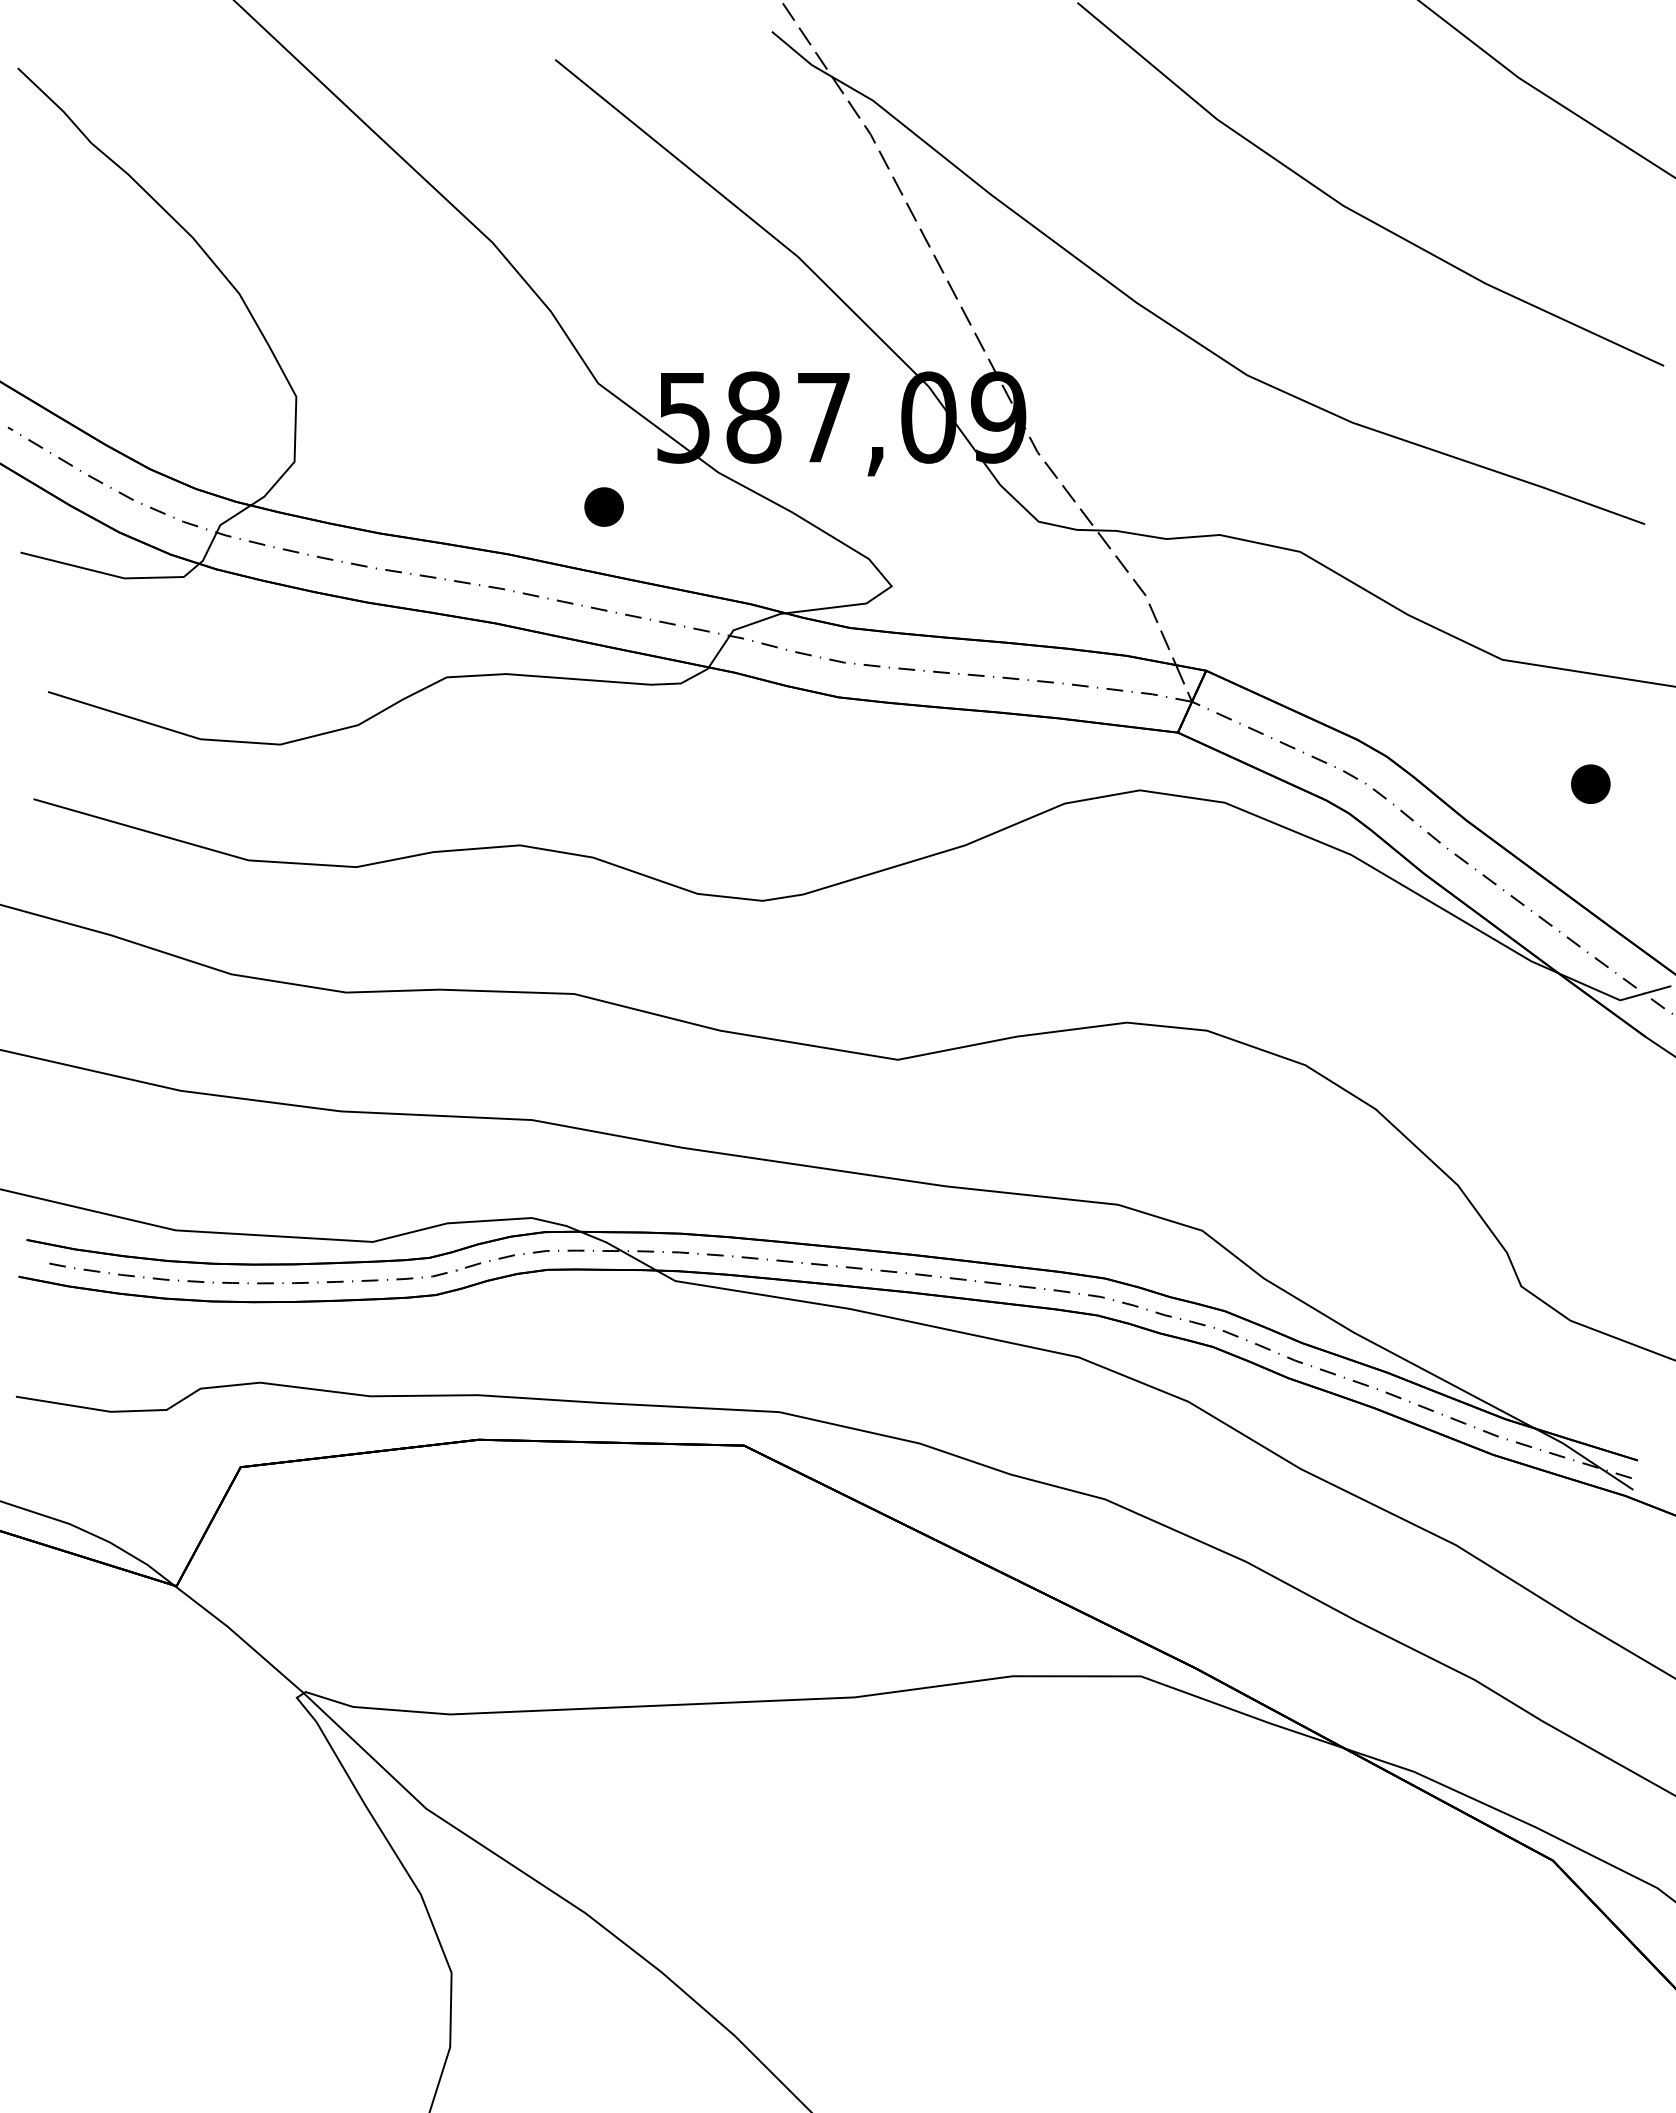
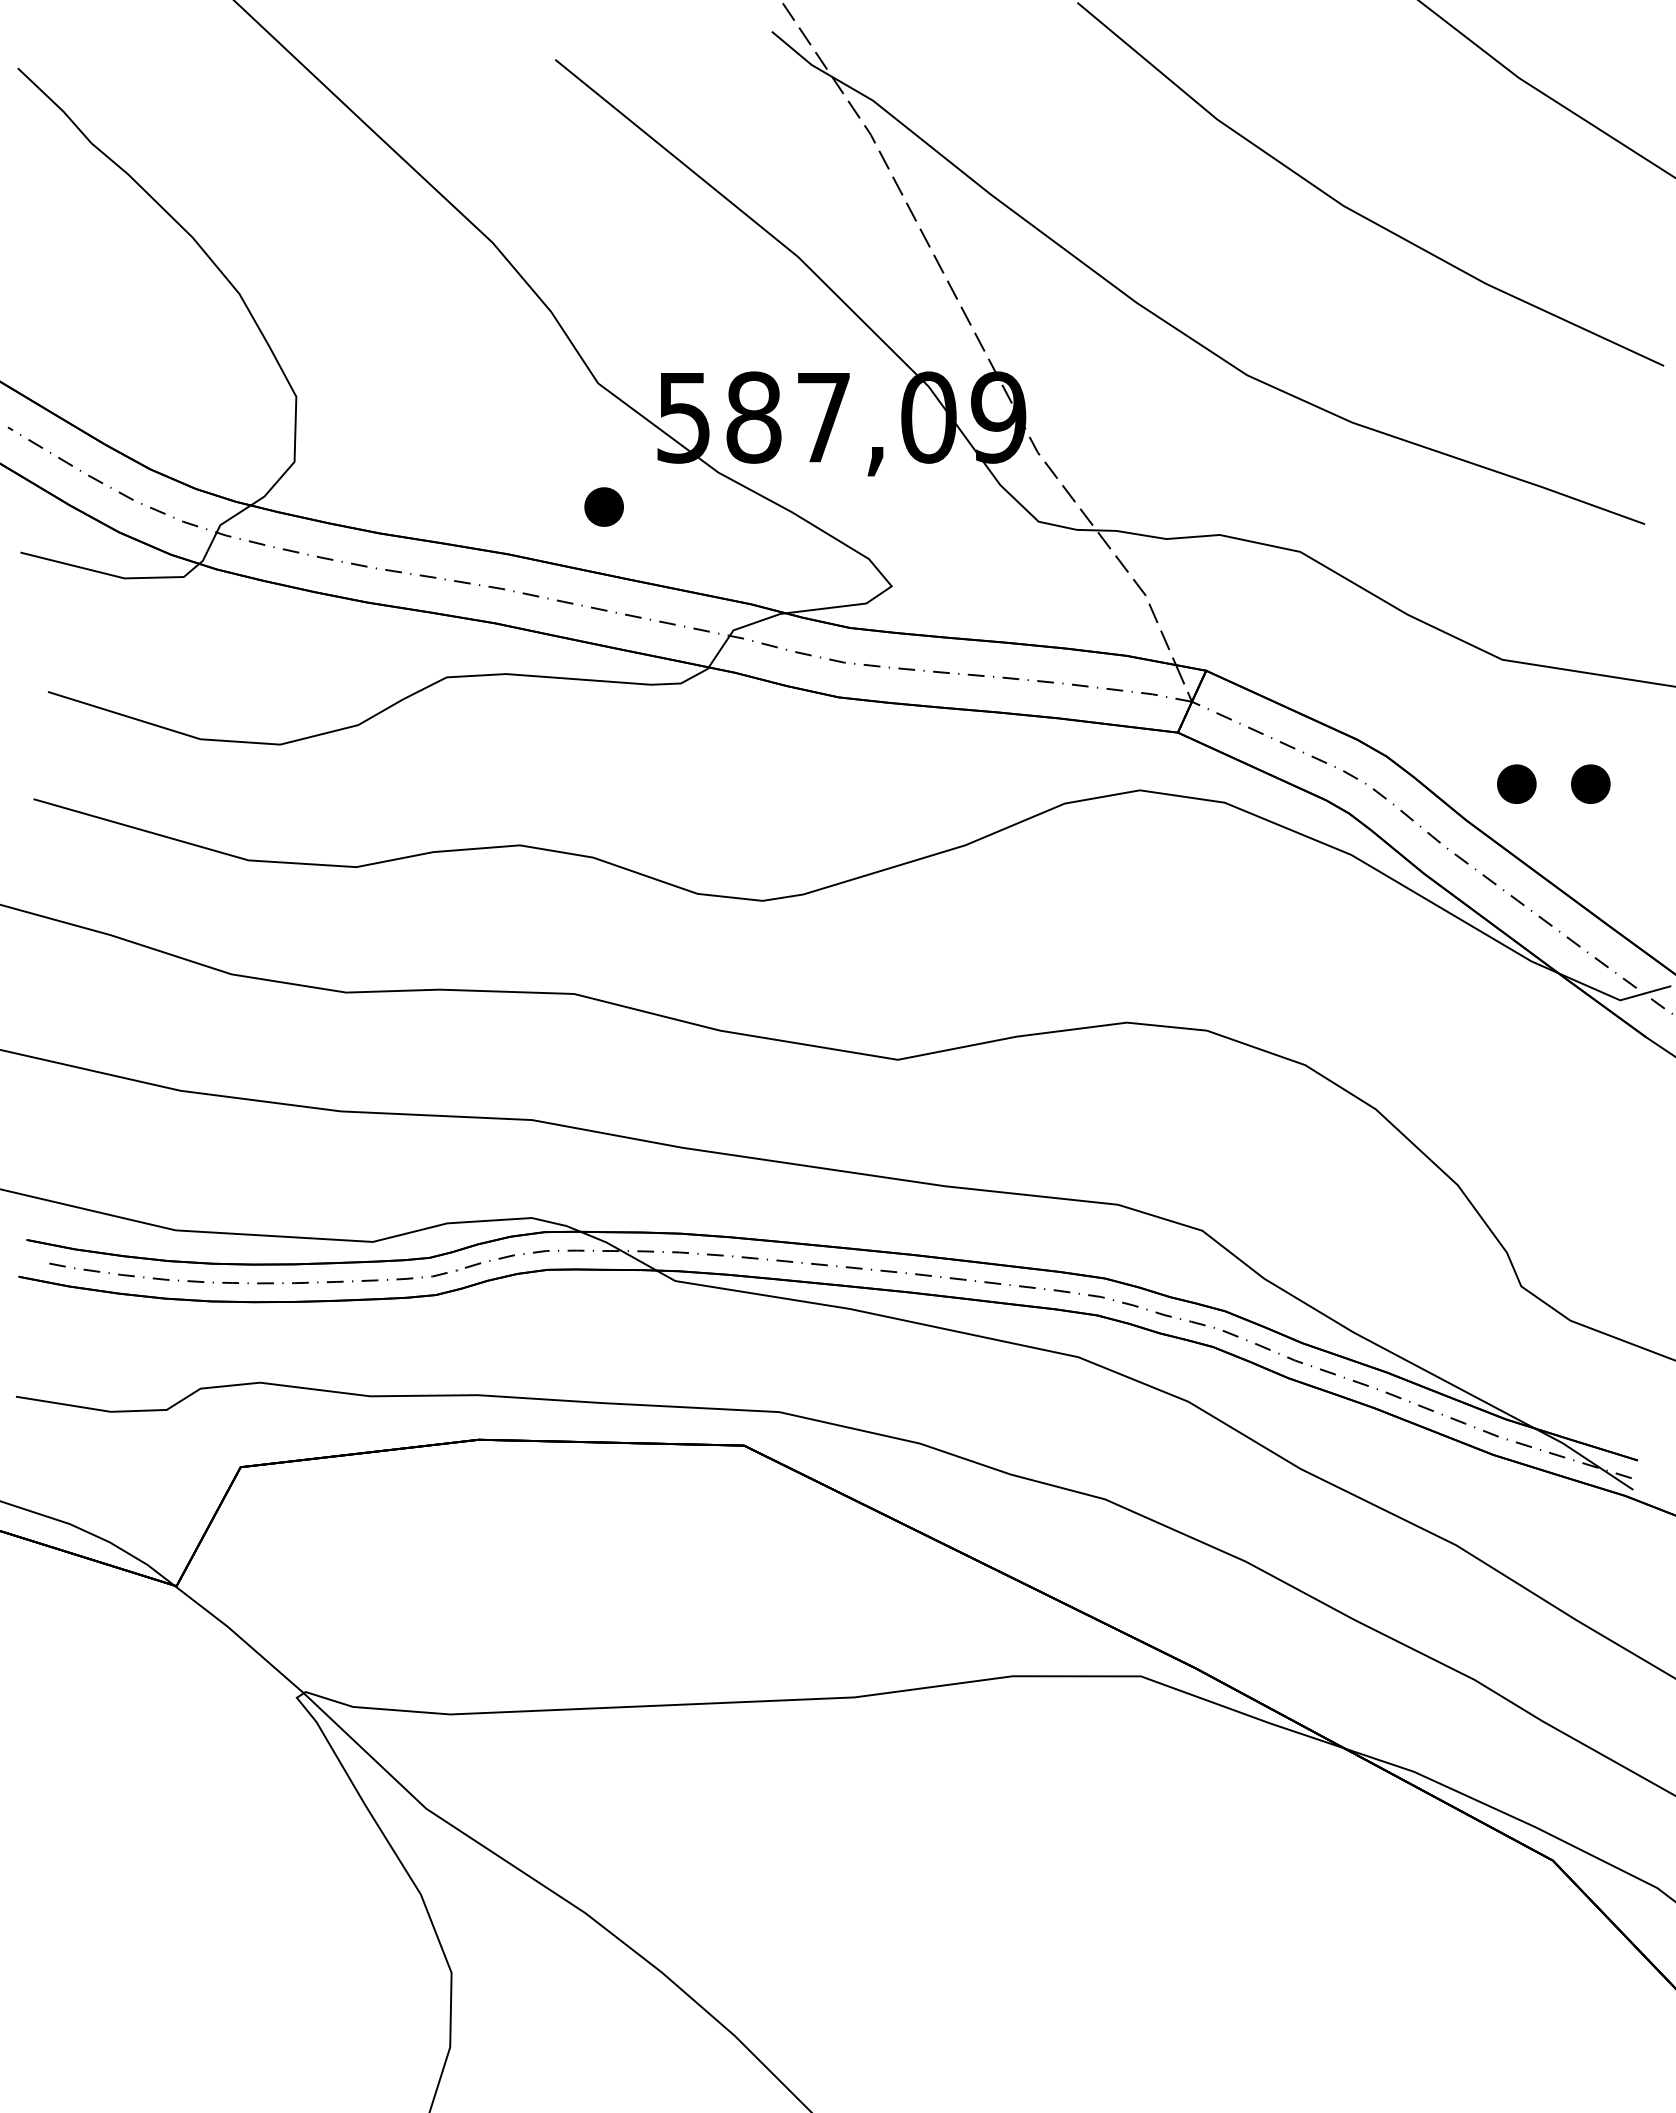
part: none -> present (1516, 783)
